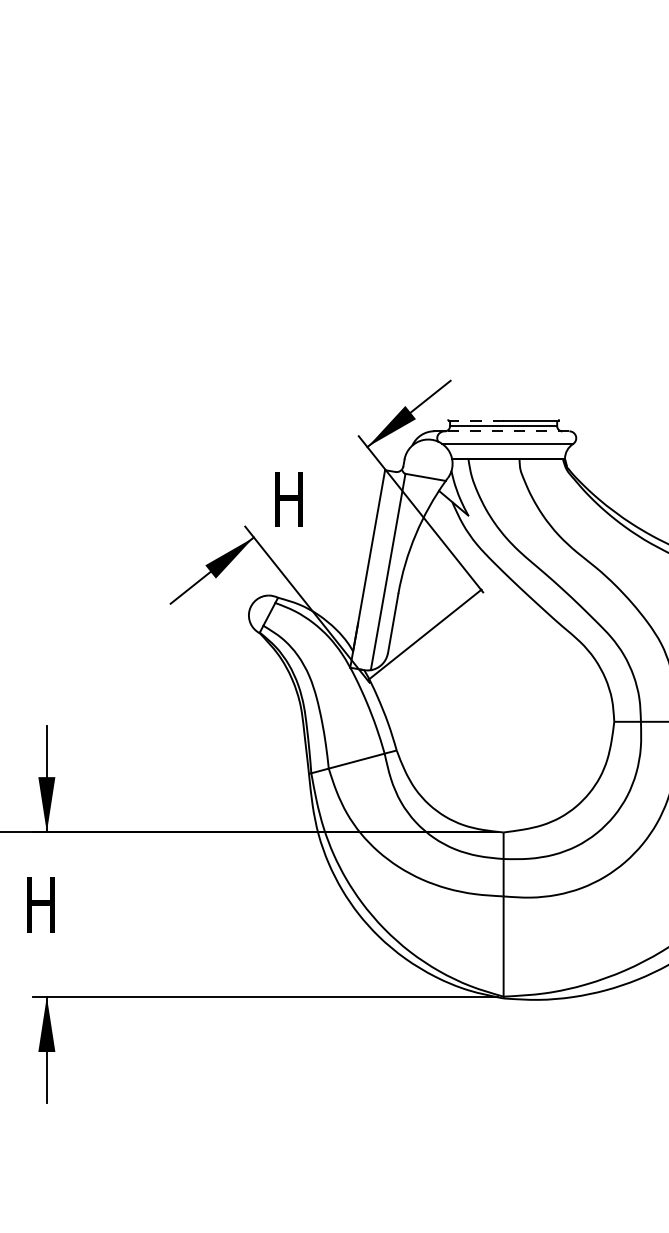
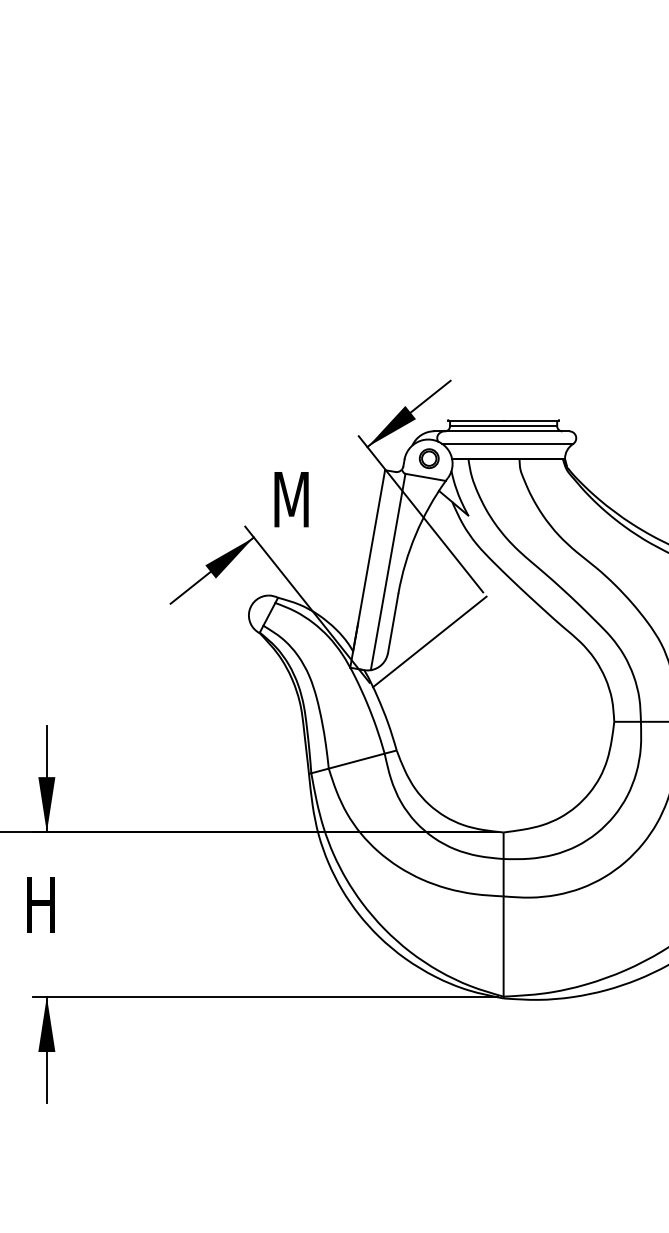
line: dashed -> solid (475, 421)
line: dashed -> solid (506, 431)
part: none -> present (428, 458)
text: H -> M (291, 499)
line position: (424, 634) -> (429, 641) (429, 641)
